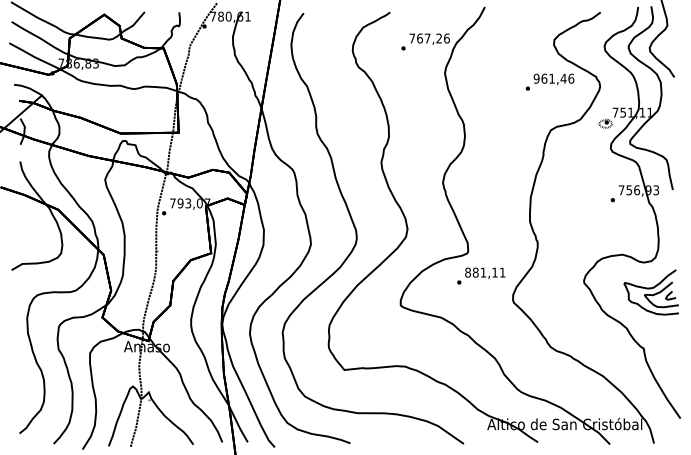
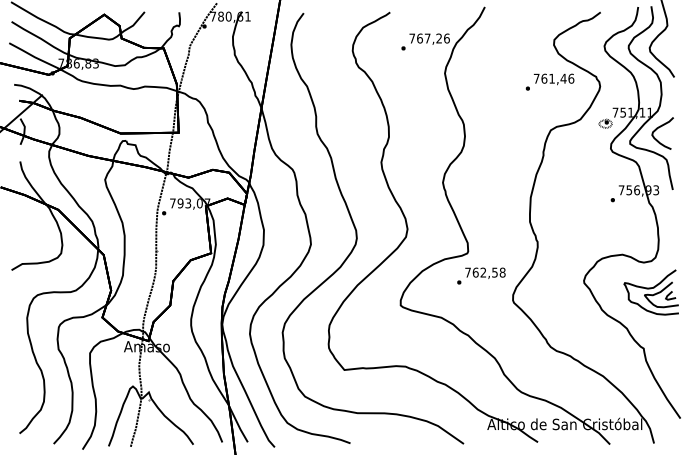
text: 961,46 -> 761,46 (536, 78)
curve: none -> present (659, 128)
text: 881,11 -> 762,58 (485, 272)
